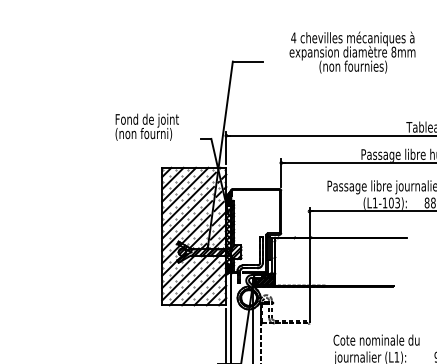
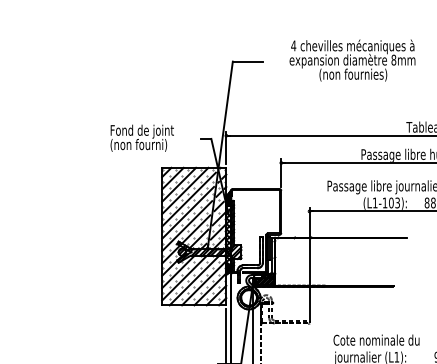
text position: (352, 52) -> (352, 60) (352, 60)
text position: (146, 126) -> (141, 137) (141, 137)
